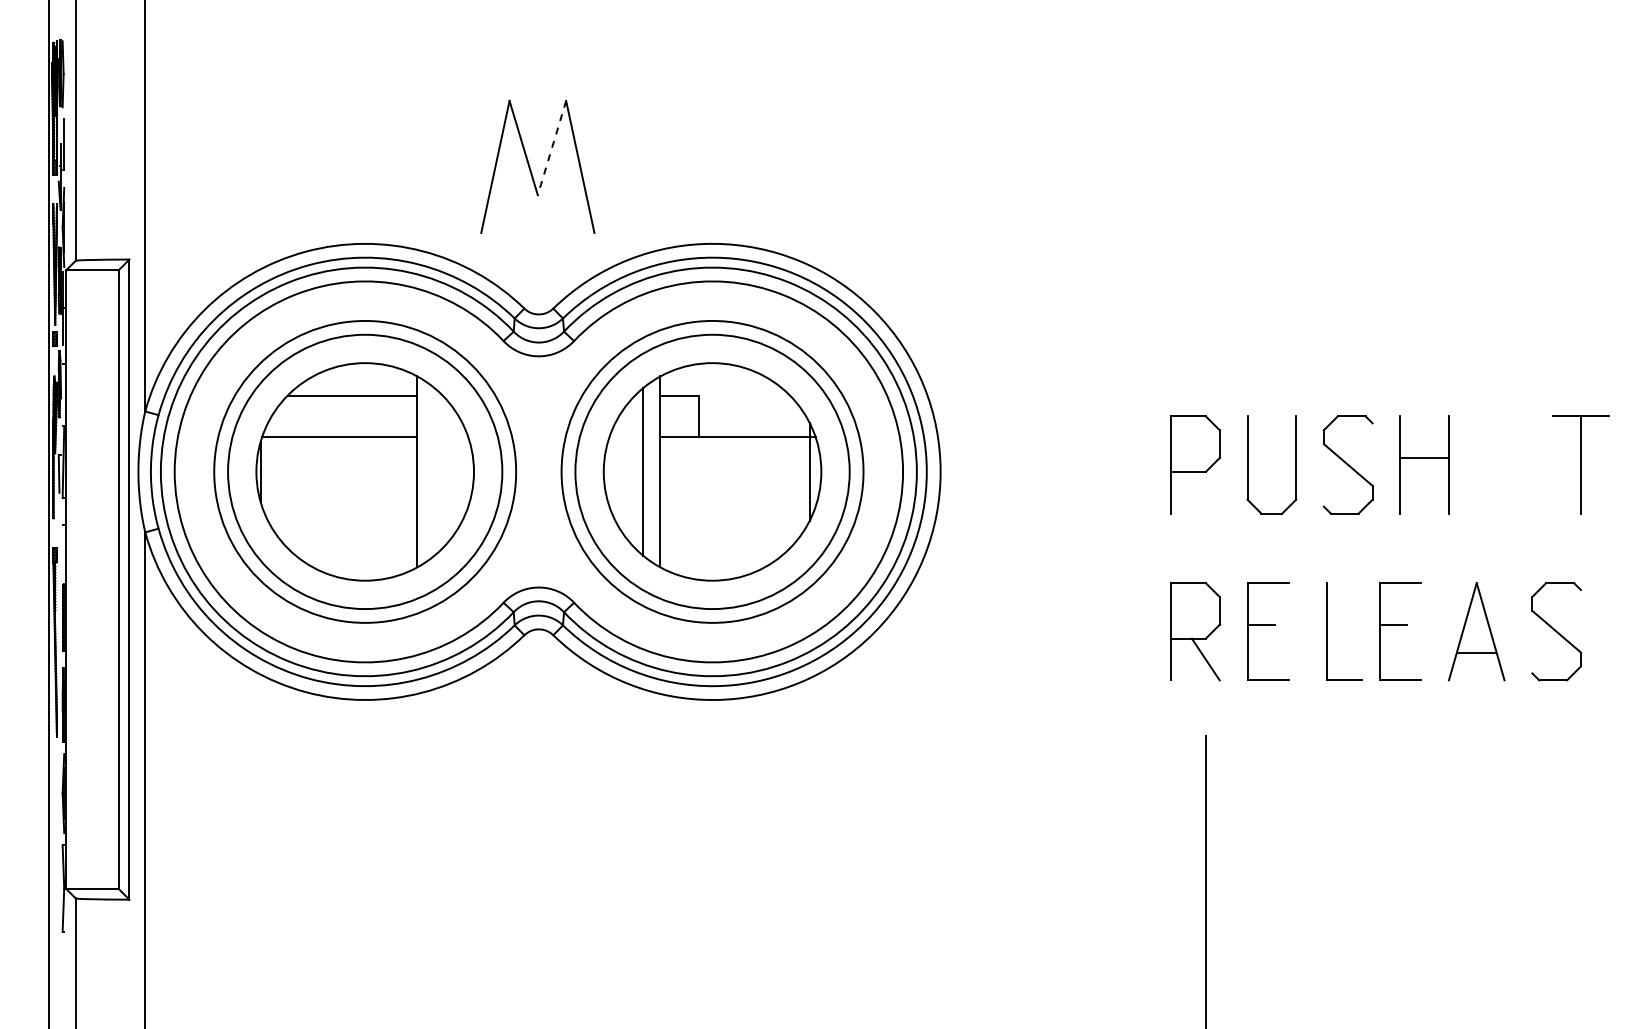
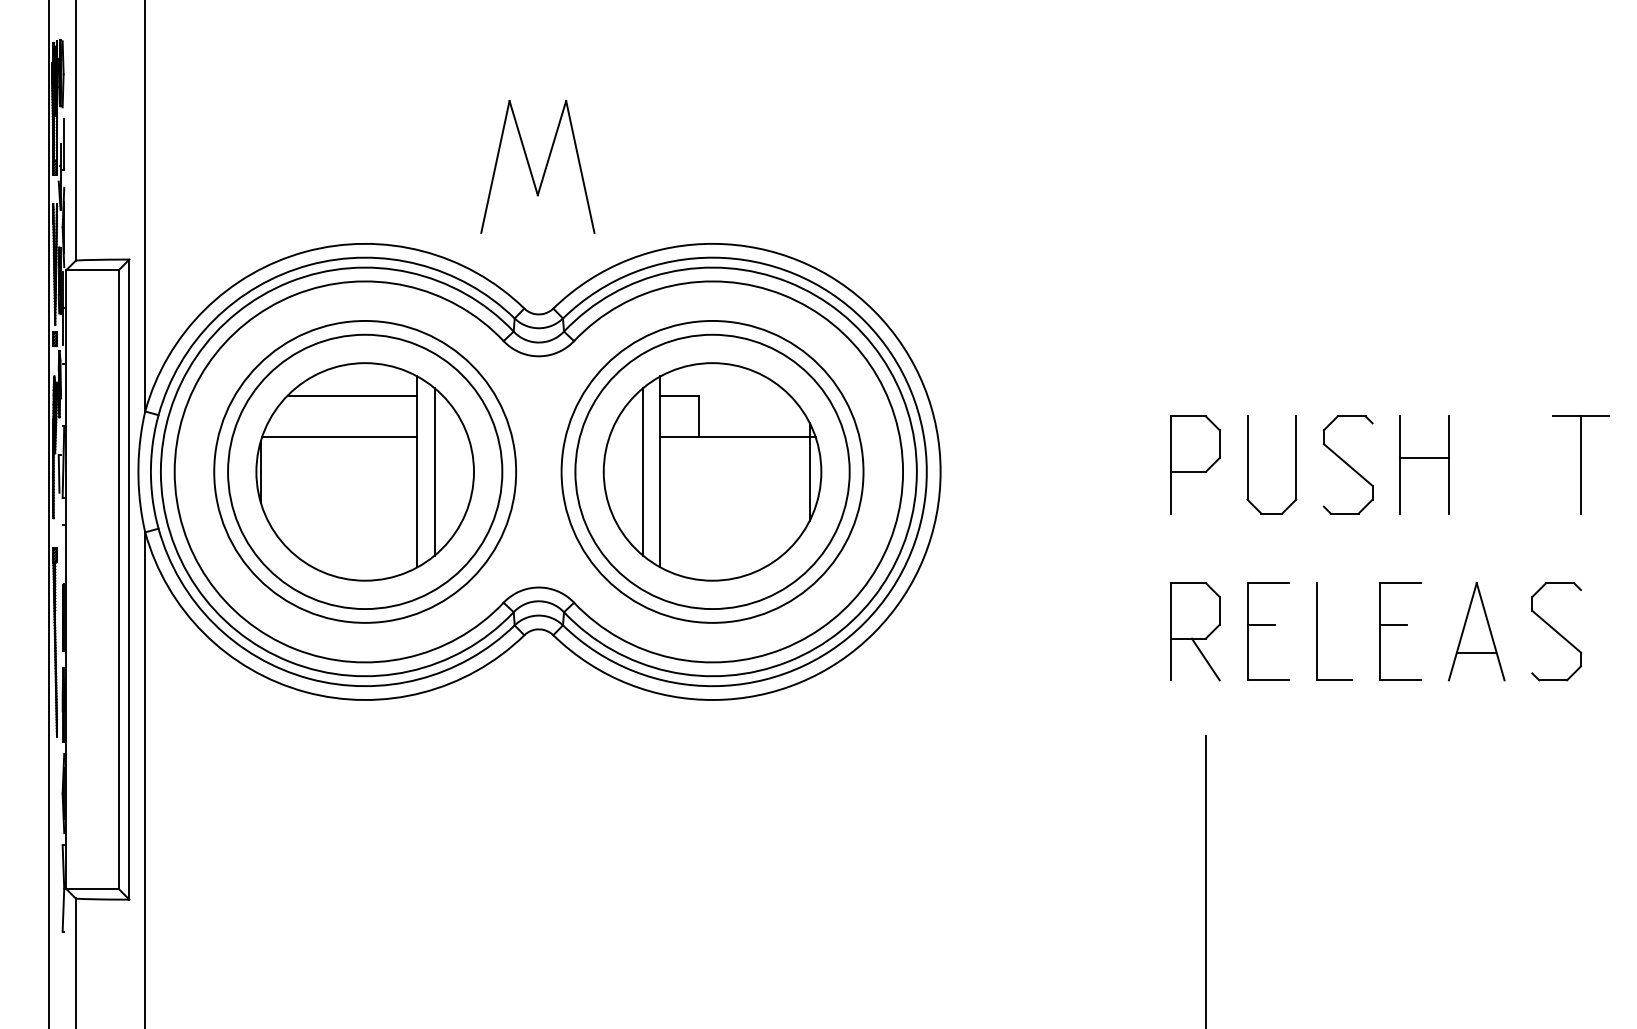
line: dashed -> solid (551, 148)
line: none -> present (434, 471)
part position: (1327, 631) -> (1317, 631) (1317, 631)
